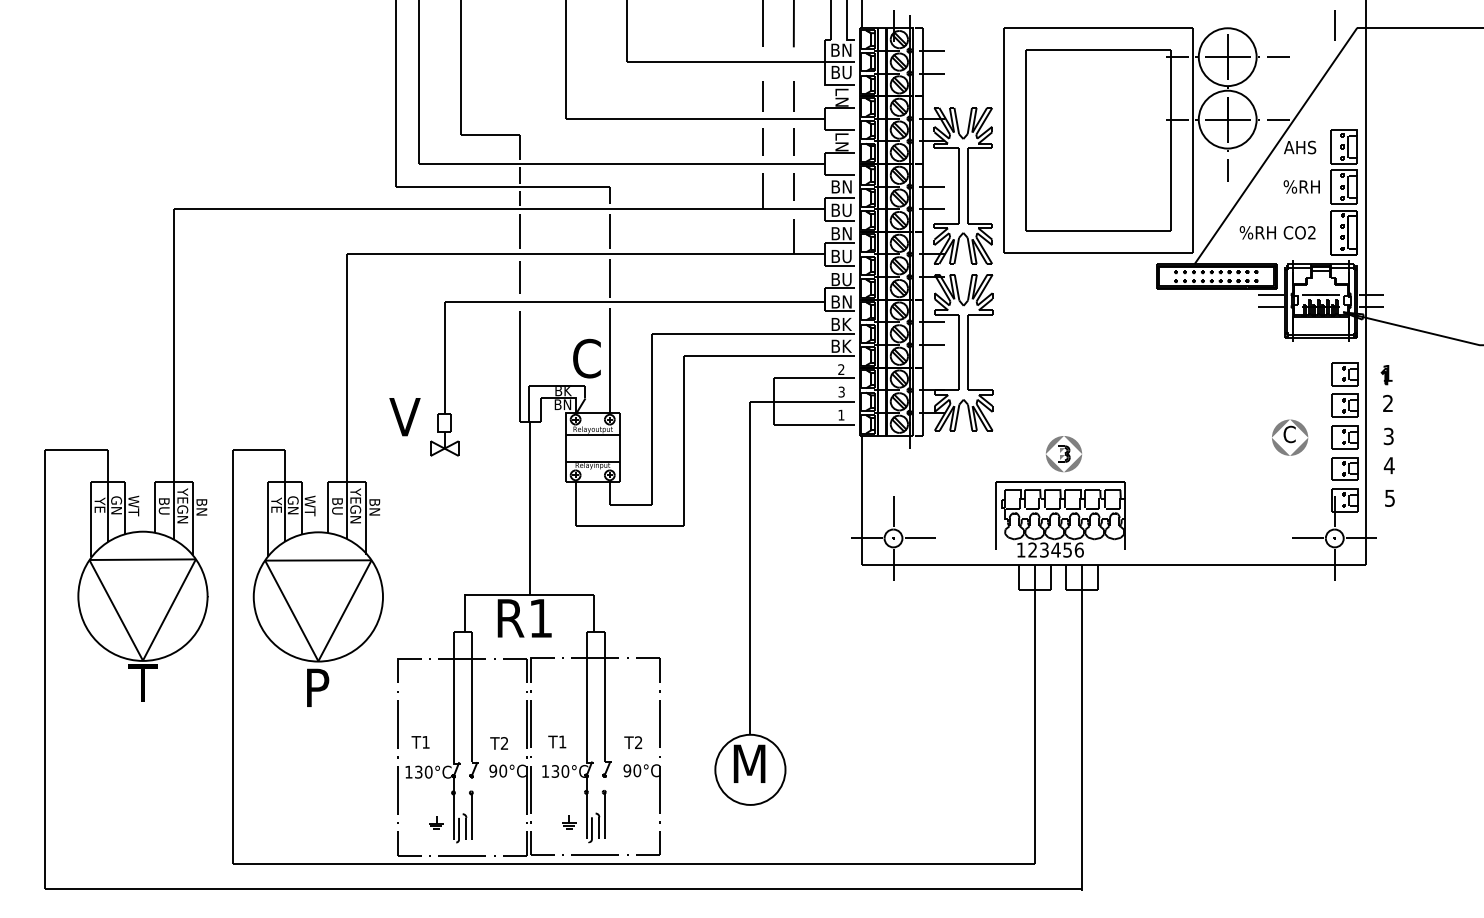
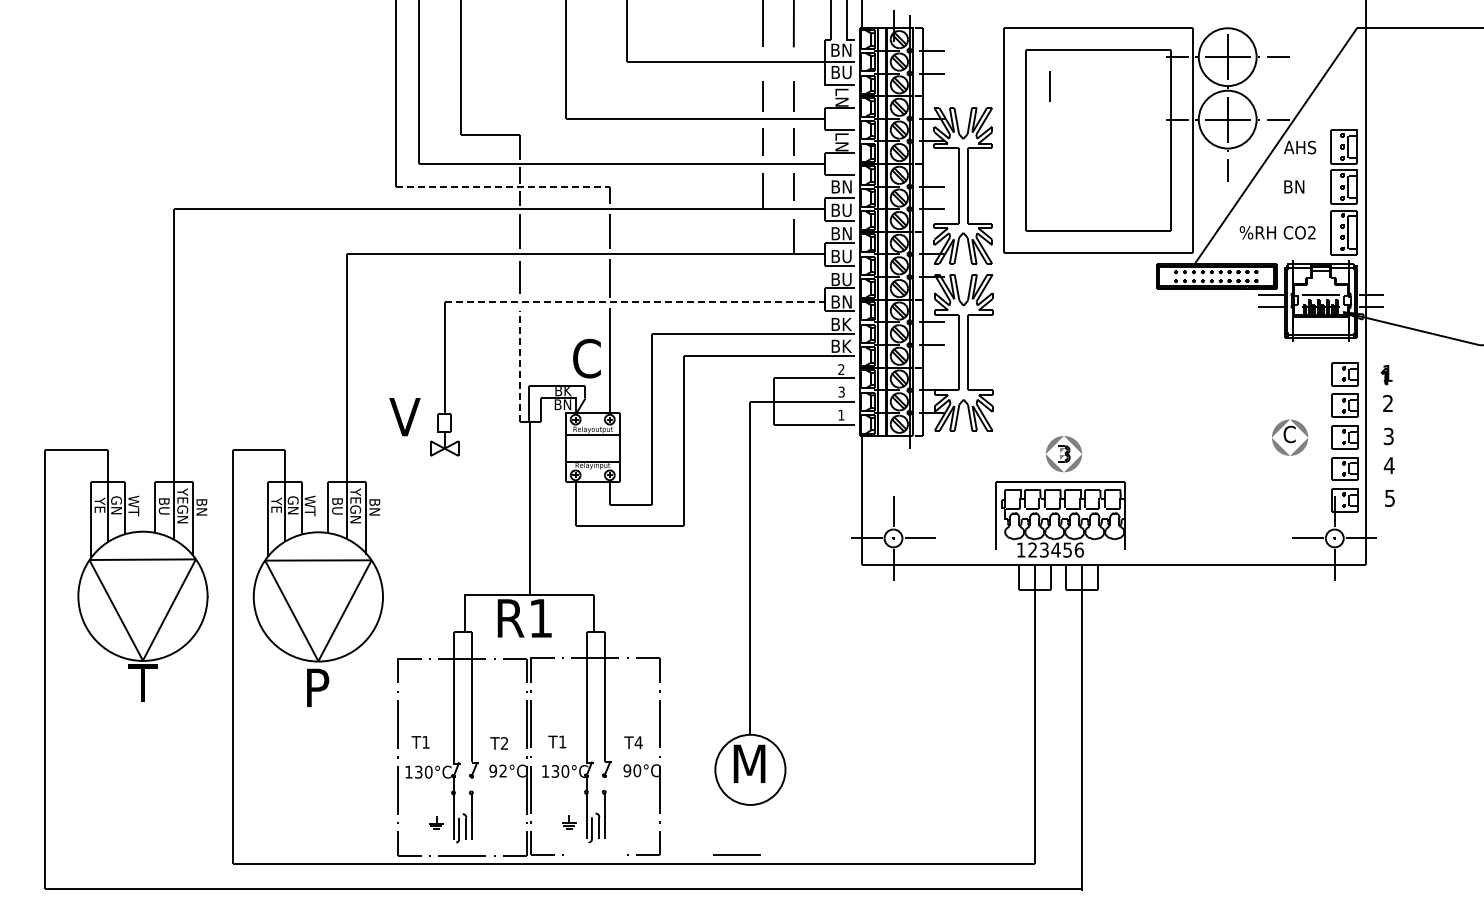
line position: (1334, 25) -> (1049, 86) (1049, 86)
text: %RH -> BN (1301, 186)
line: solid -> dashed (502, 187)
line: solid -> dashed (635, 301)
line: solid -> dashed (519, 366)
text: T2 -> T4 (638, 742)
text: 90°C -> 92°C (503, 770)
line position: (594, 854) -> (736, 854) (736, 854)
